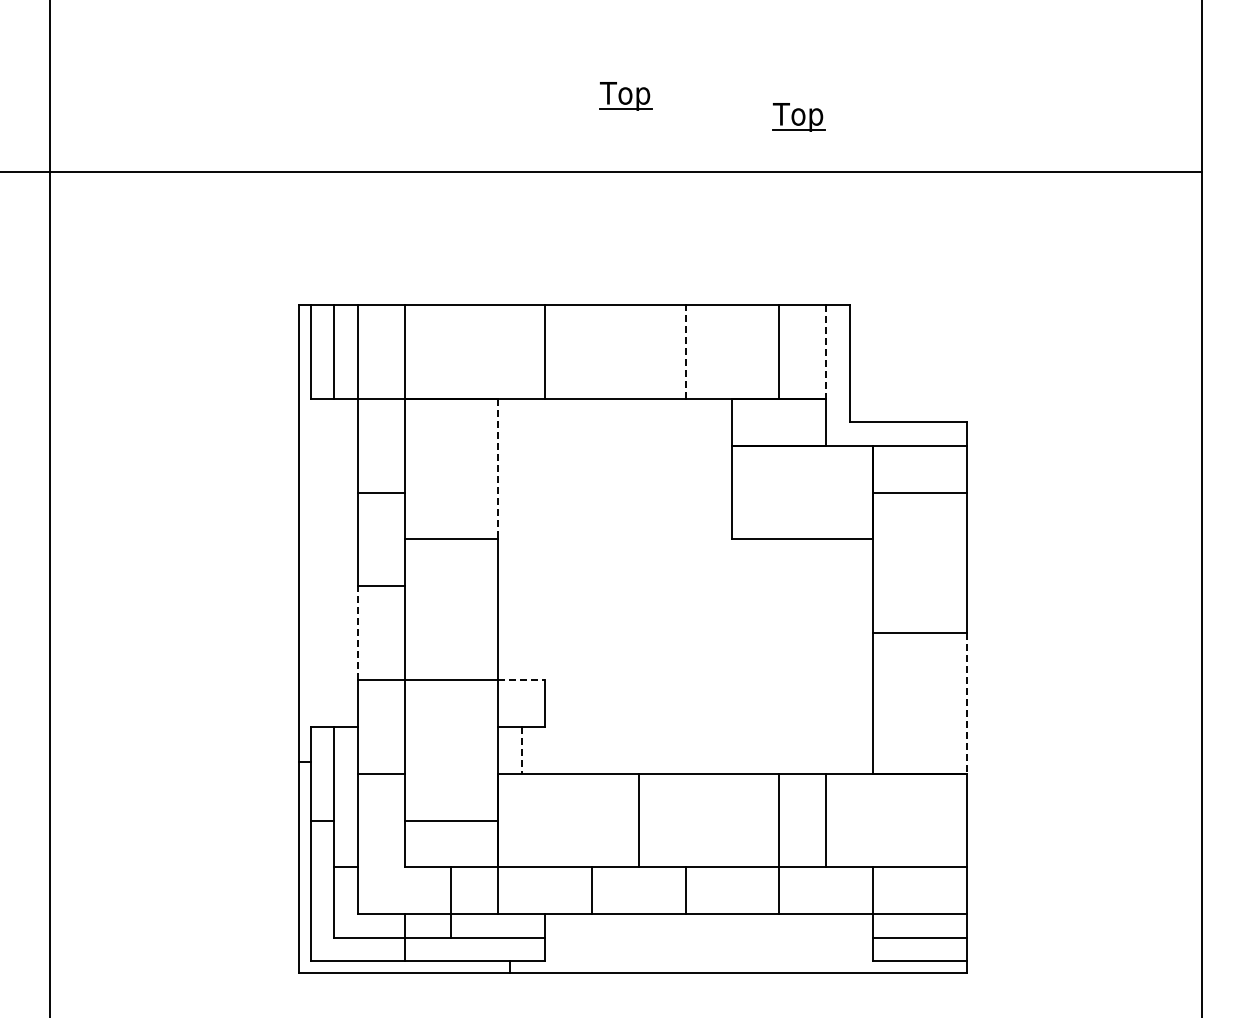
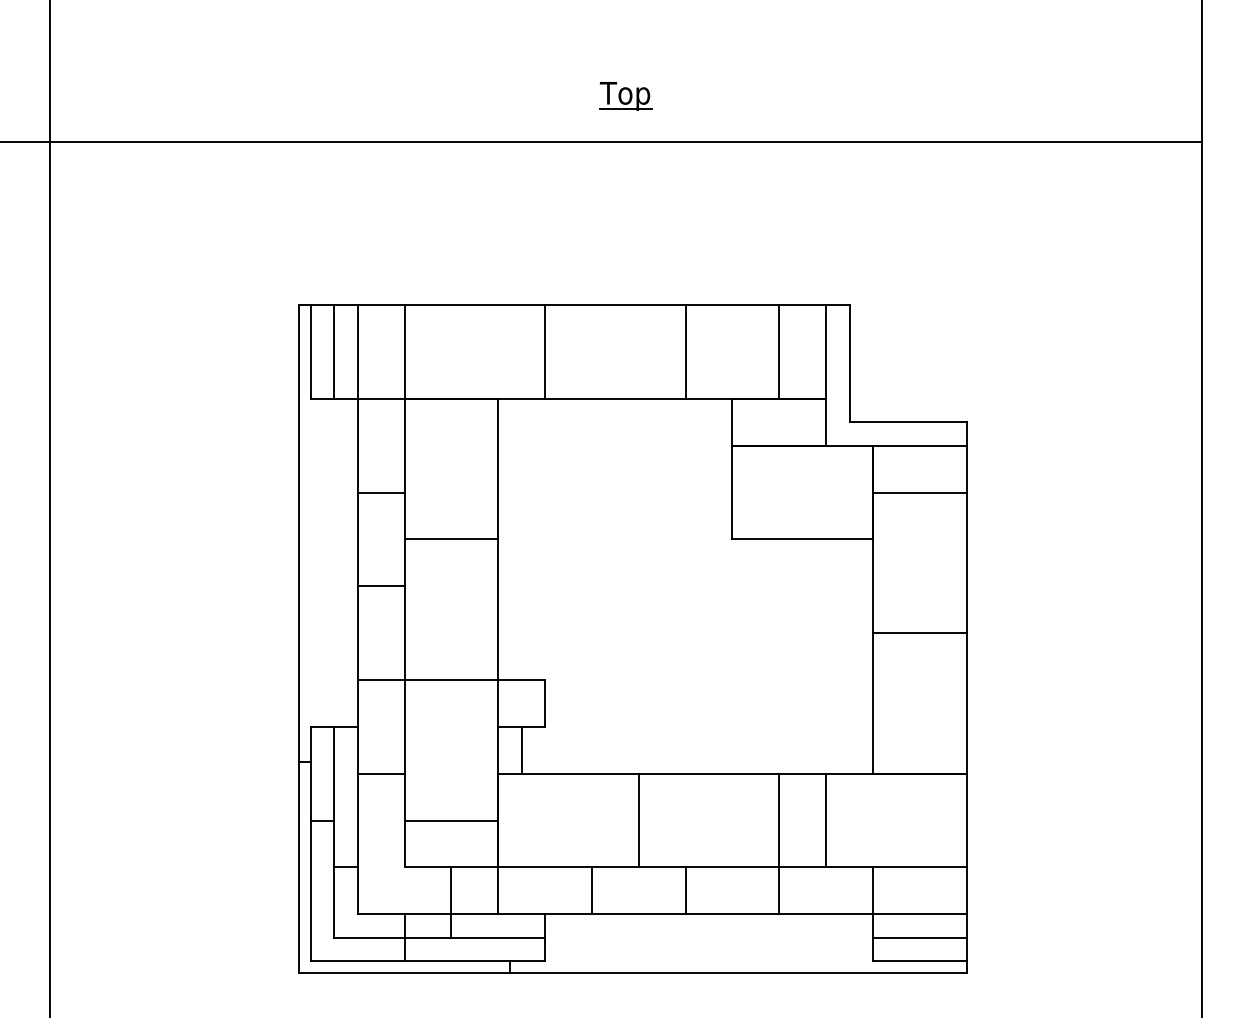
part: present -> none (798, 117)
line position: (601, 171) -> (601, 141) (601, 141)
line: dashed -> solid (685, 352)
line: dashed -> solid (826, 352)
line: dashed -> solid (498, 469)
line: dashed -> solid (357, 633)
line: dashed -> solid (522, 680)
line: dashed -> solid (966, 703)
line: dashed -> solid (521, 750)
